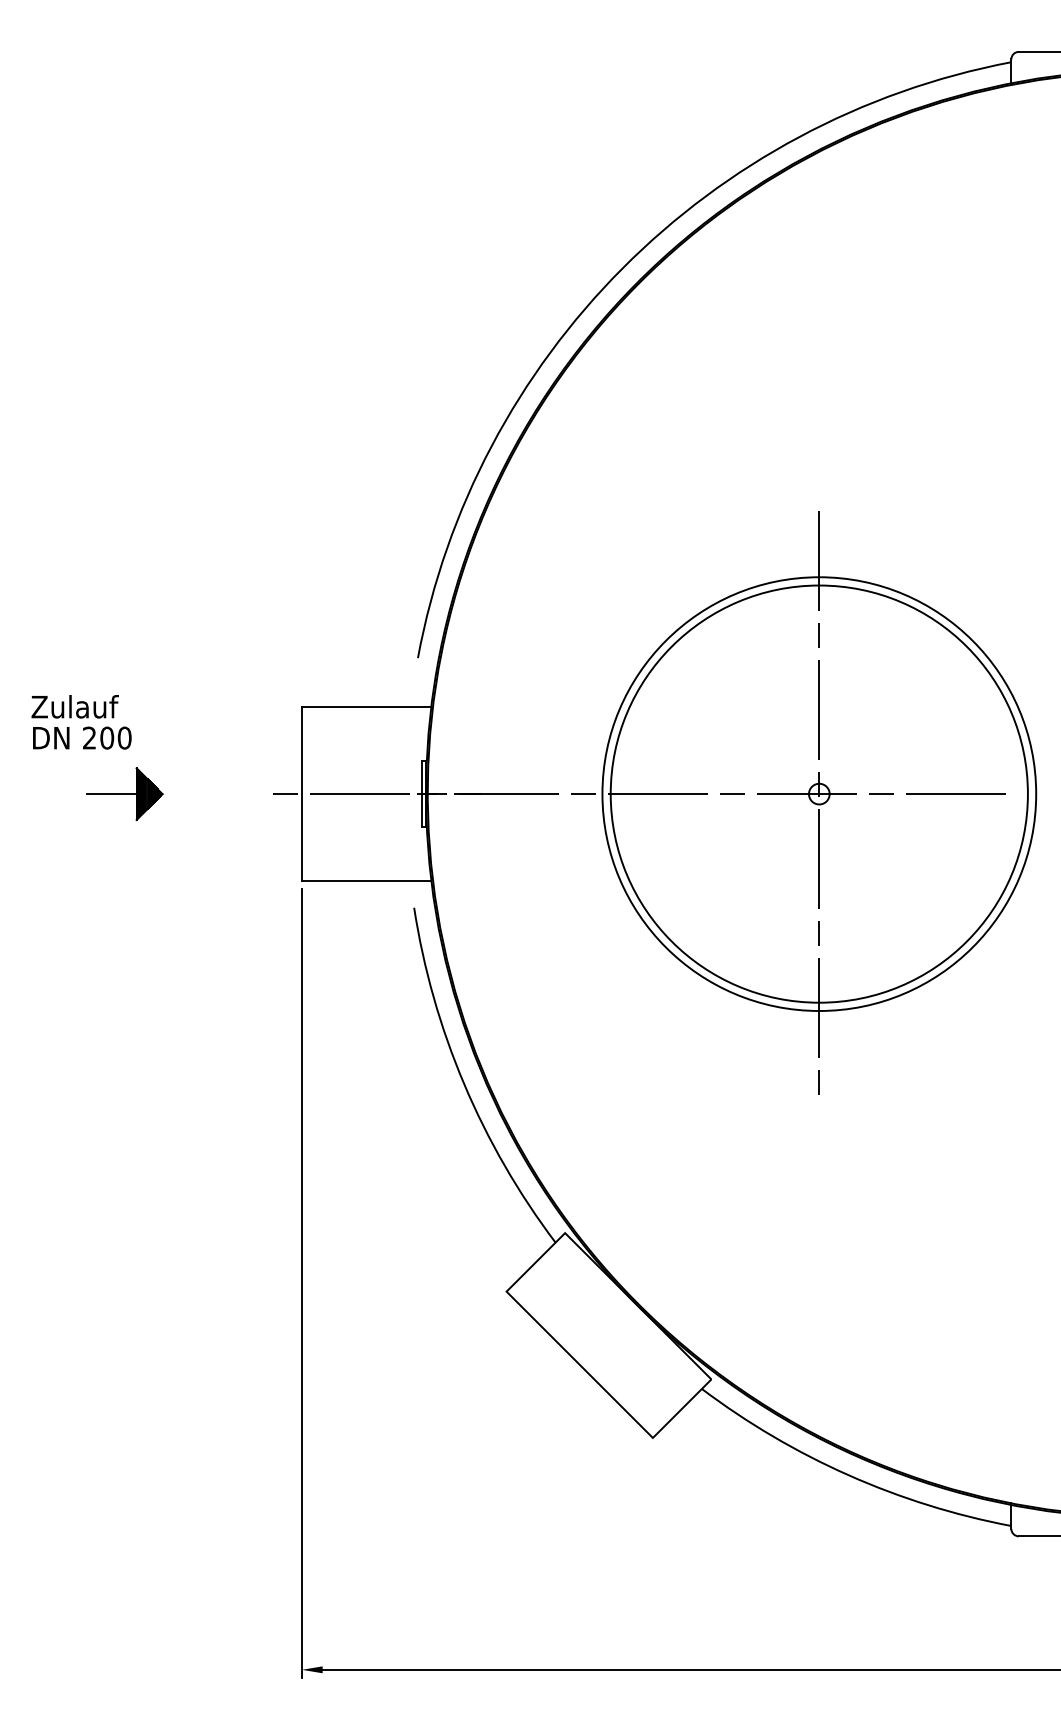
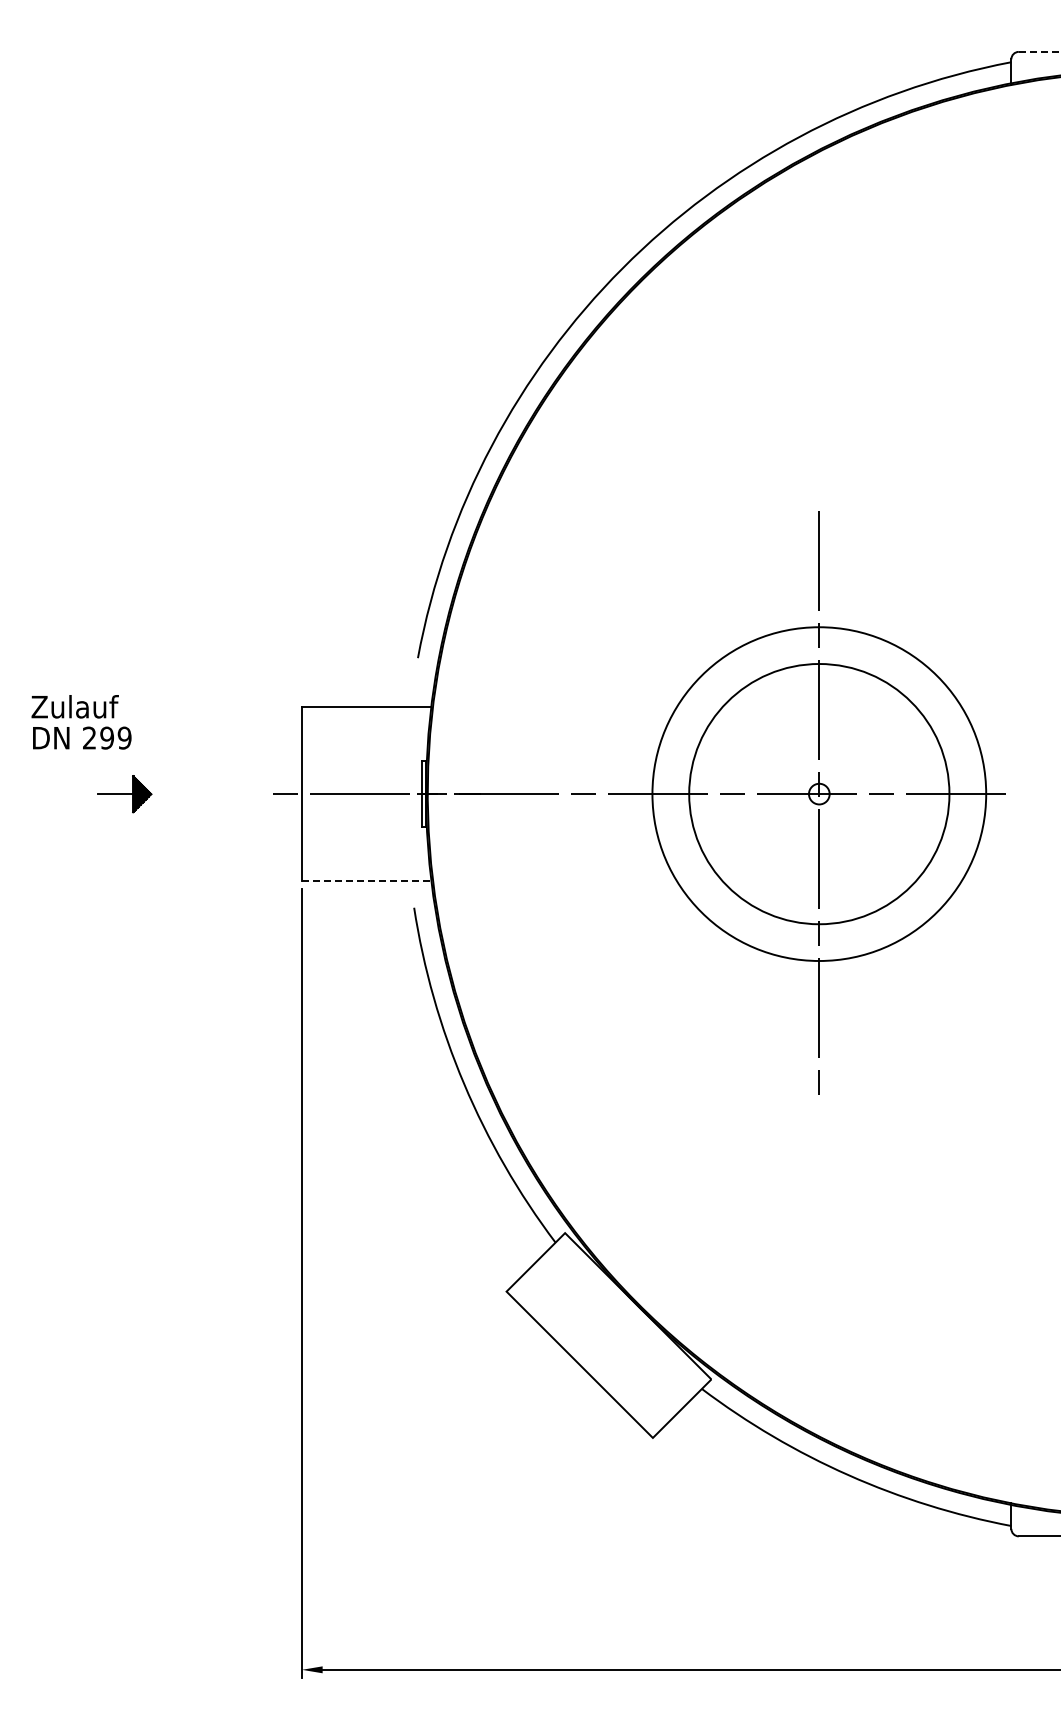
line: solid -> dashed (1039, 51)
text: 200 -> 299 (115, 737)
circle diameter: 417 px -> 334 px (819, 794)
part size: 78x55 px -> 56x39 px (124, 794)
circle diameter: 434 px -> 260 px (819, 794)
line: solid -> dashed (366, 881)
